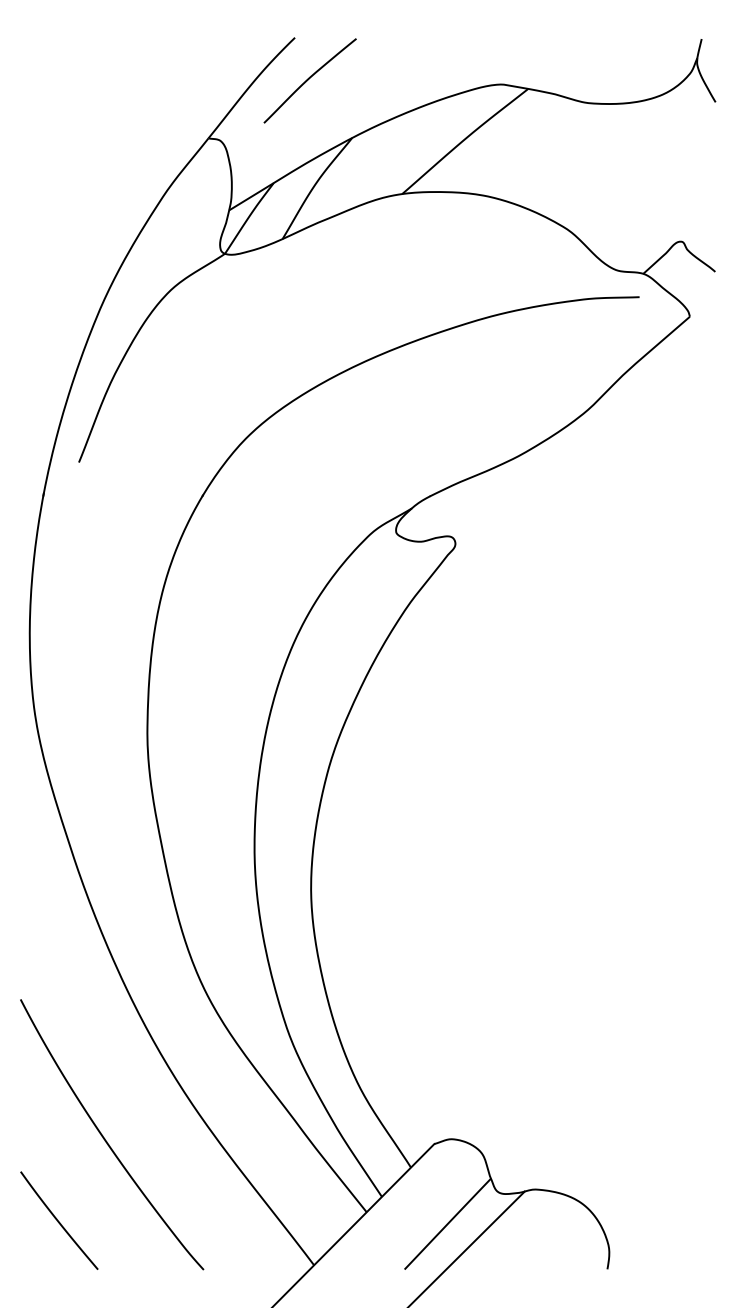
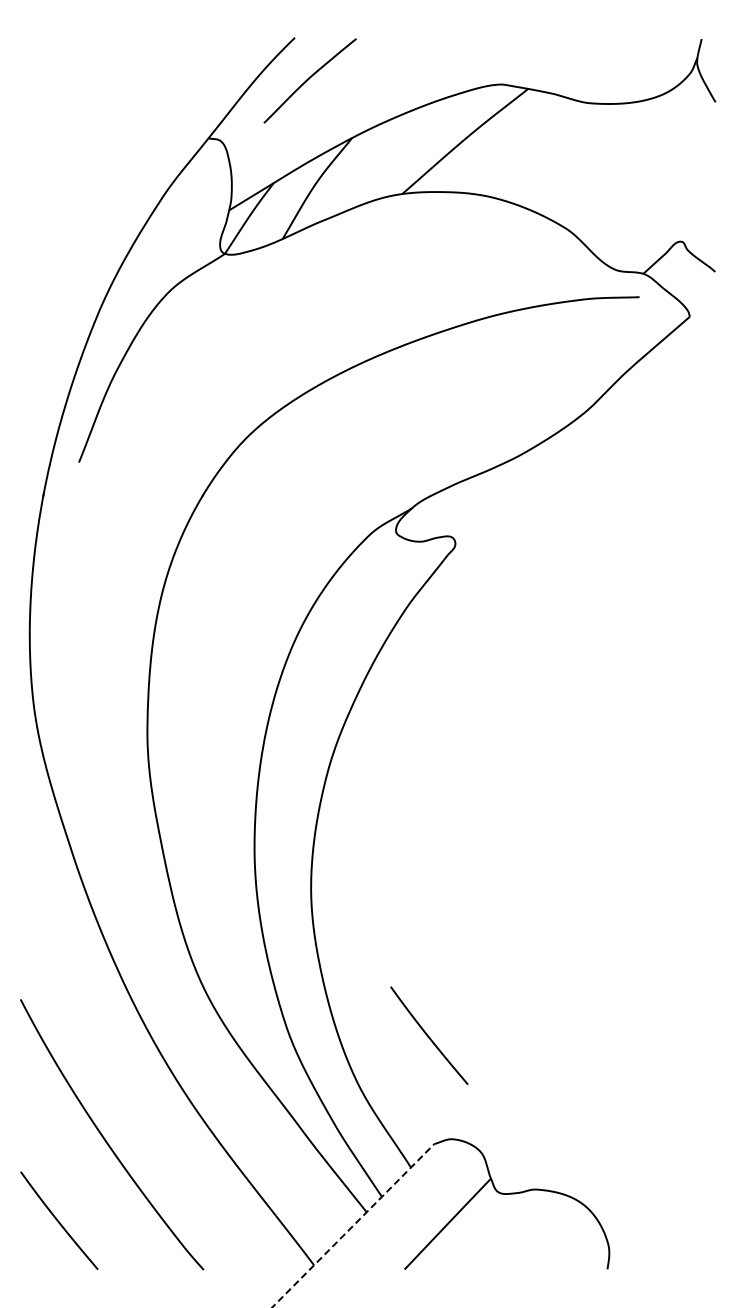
curve: none -> present (428, 1035)
line: solid -> dashed (353, 1225)
line: present -> none (467, 1247)
